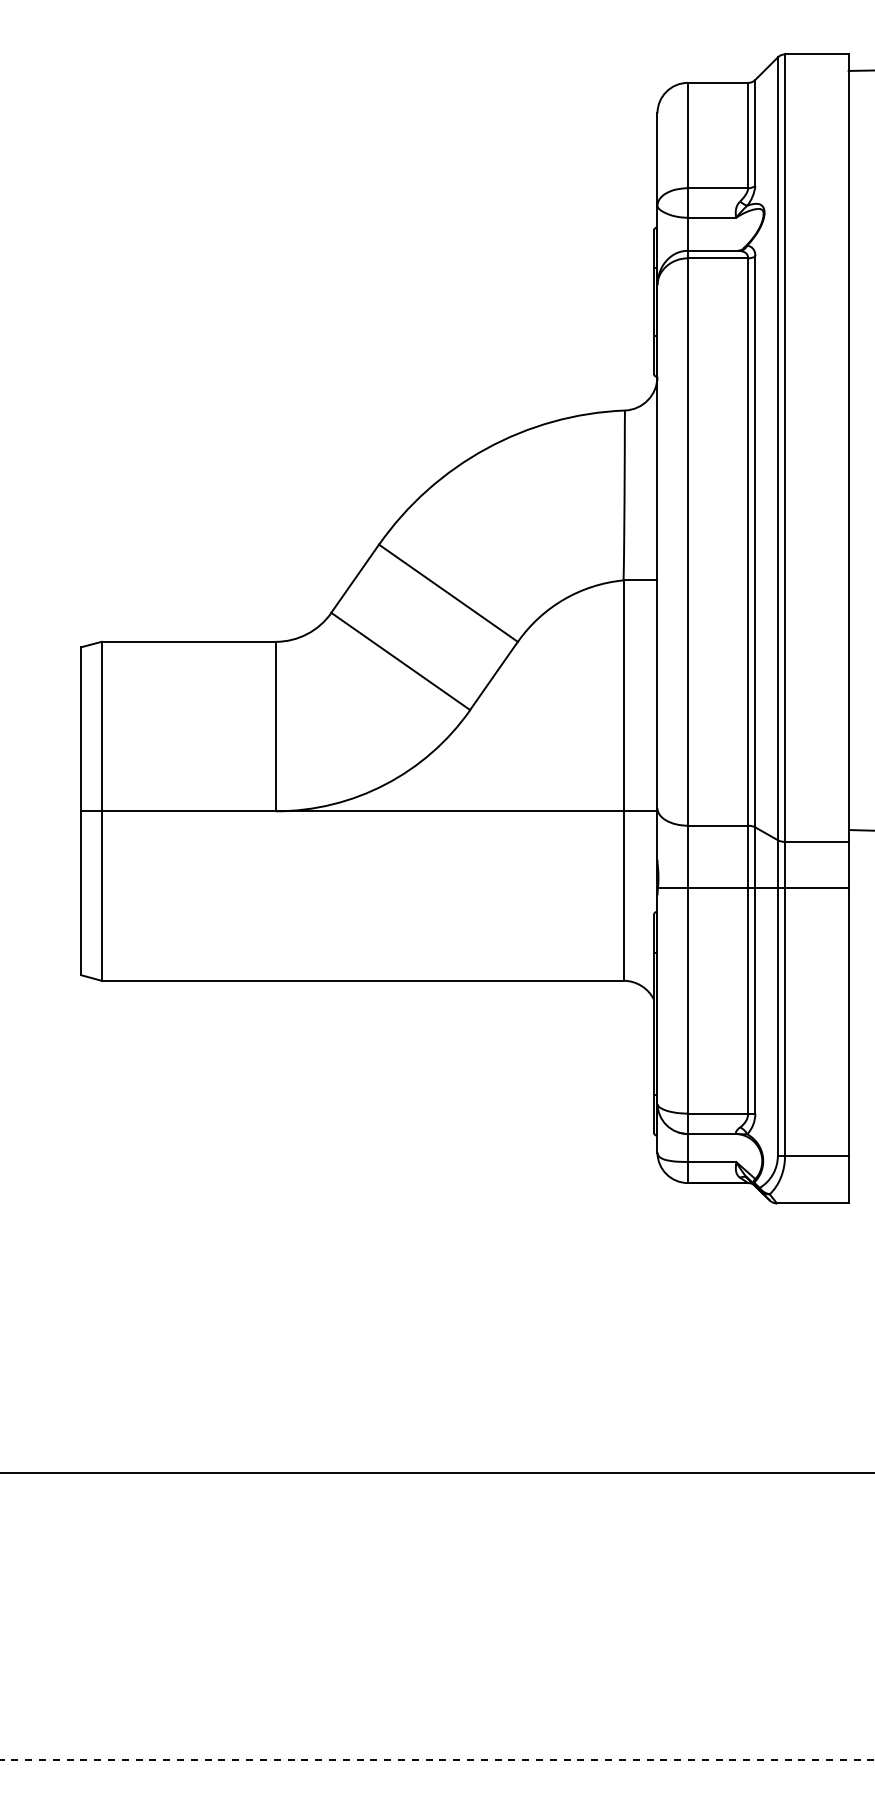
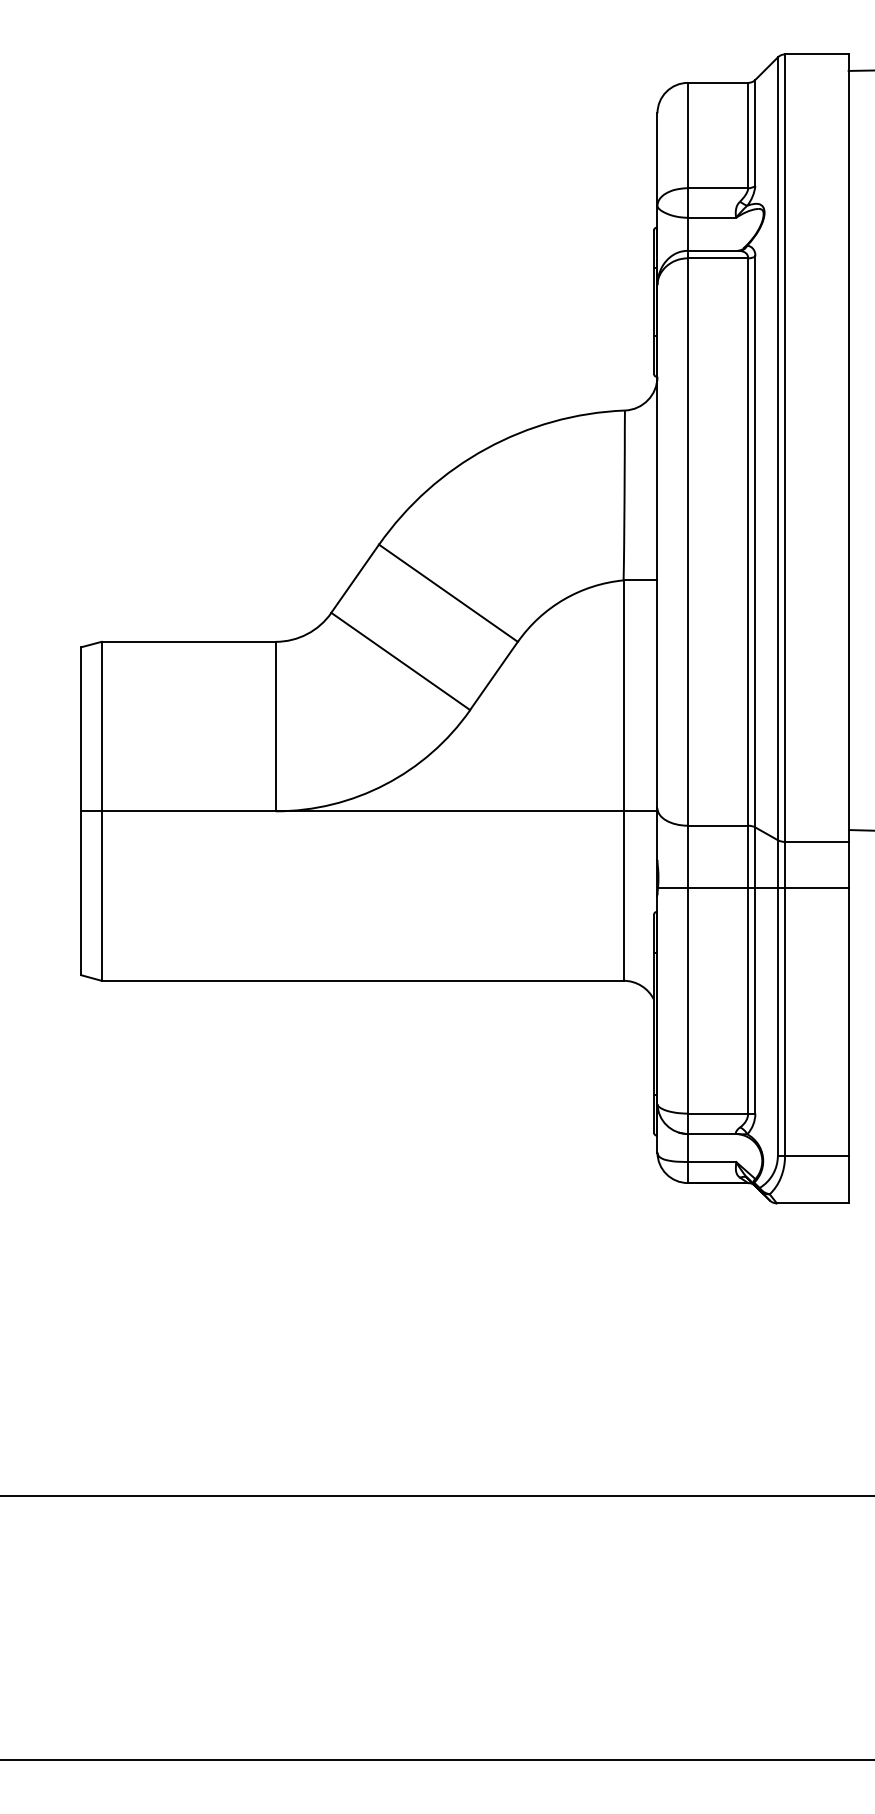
line position: (436, 1473) -> (436, 1496) (436, 1496)
line: dashed -> solid (437, 1759)
